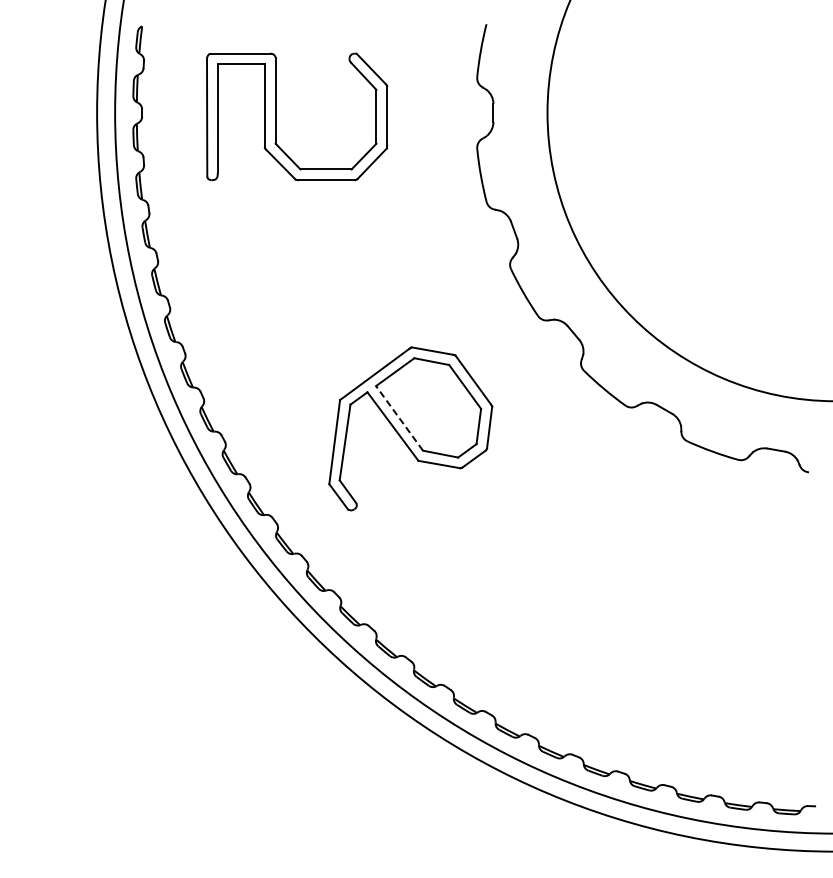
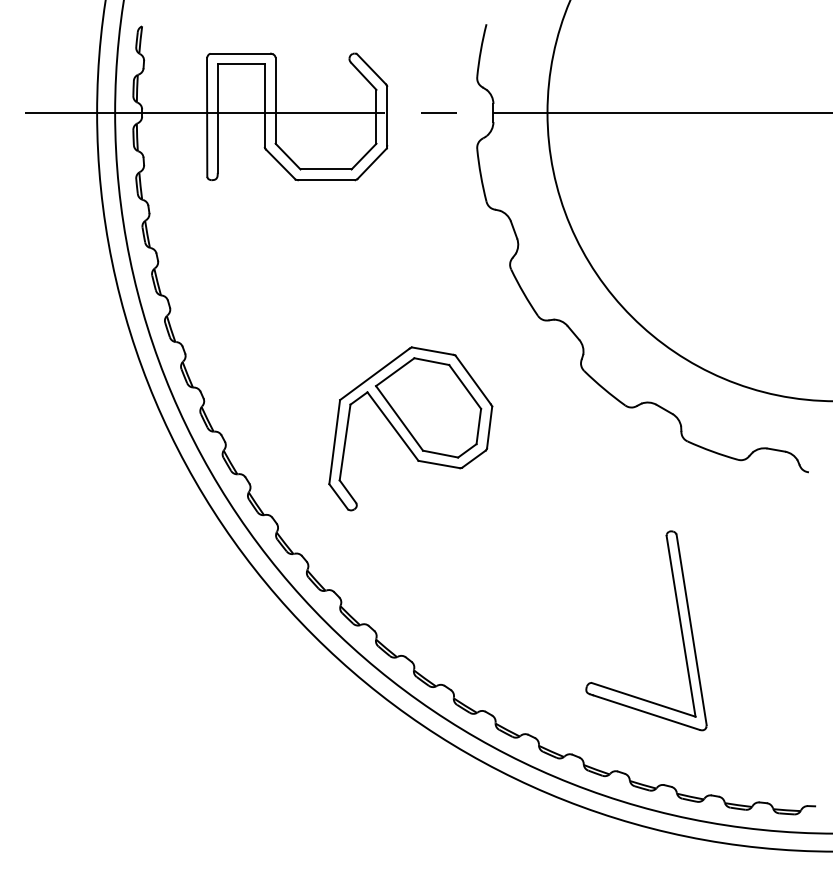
line: none -> present (427, 113)
line: dashed -> solid (399, 418)
part: none -> present (679, 624)
